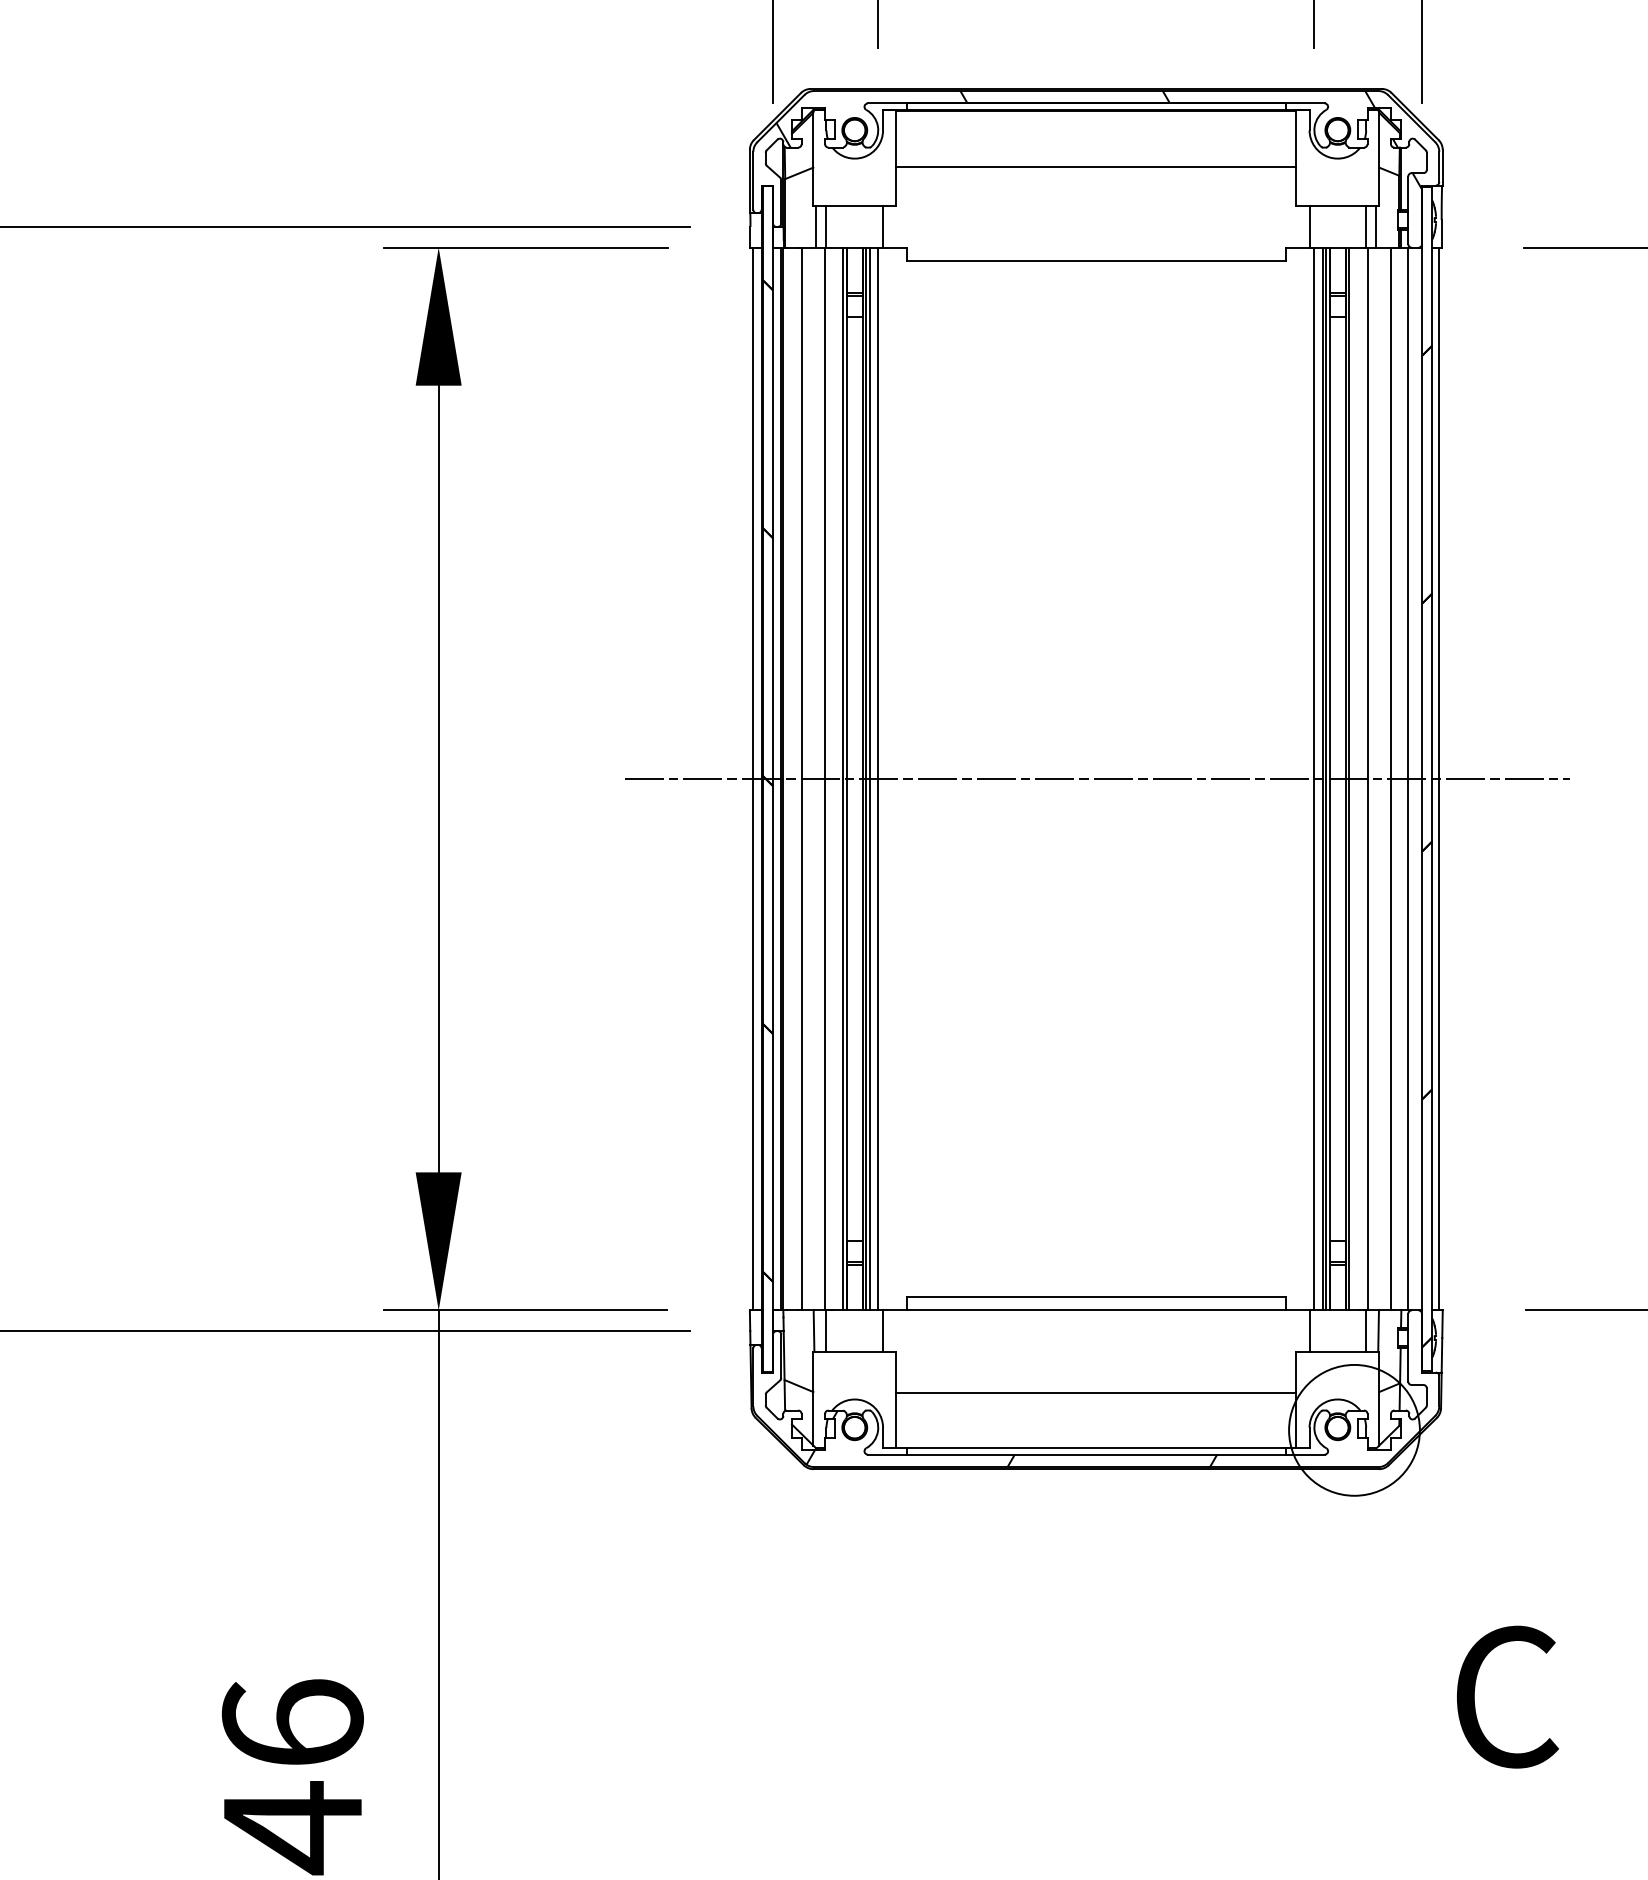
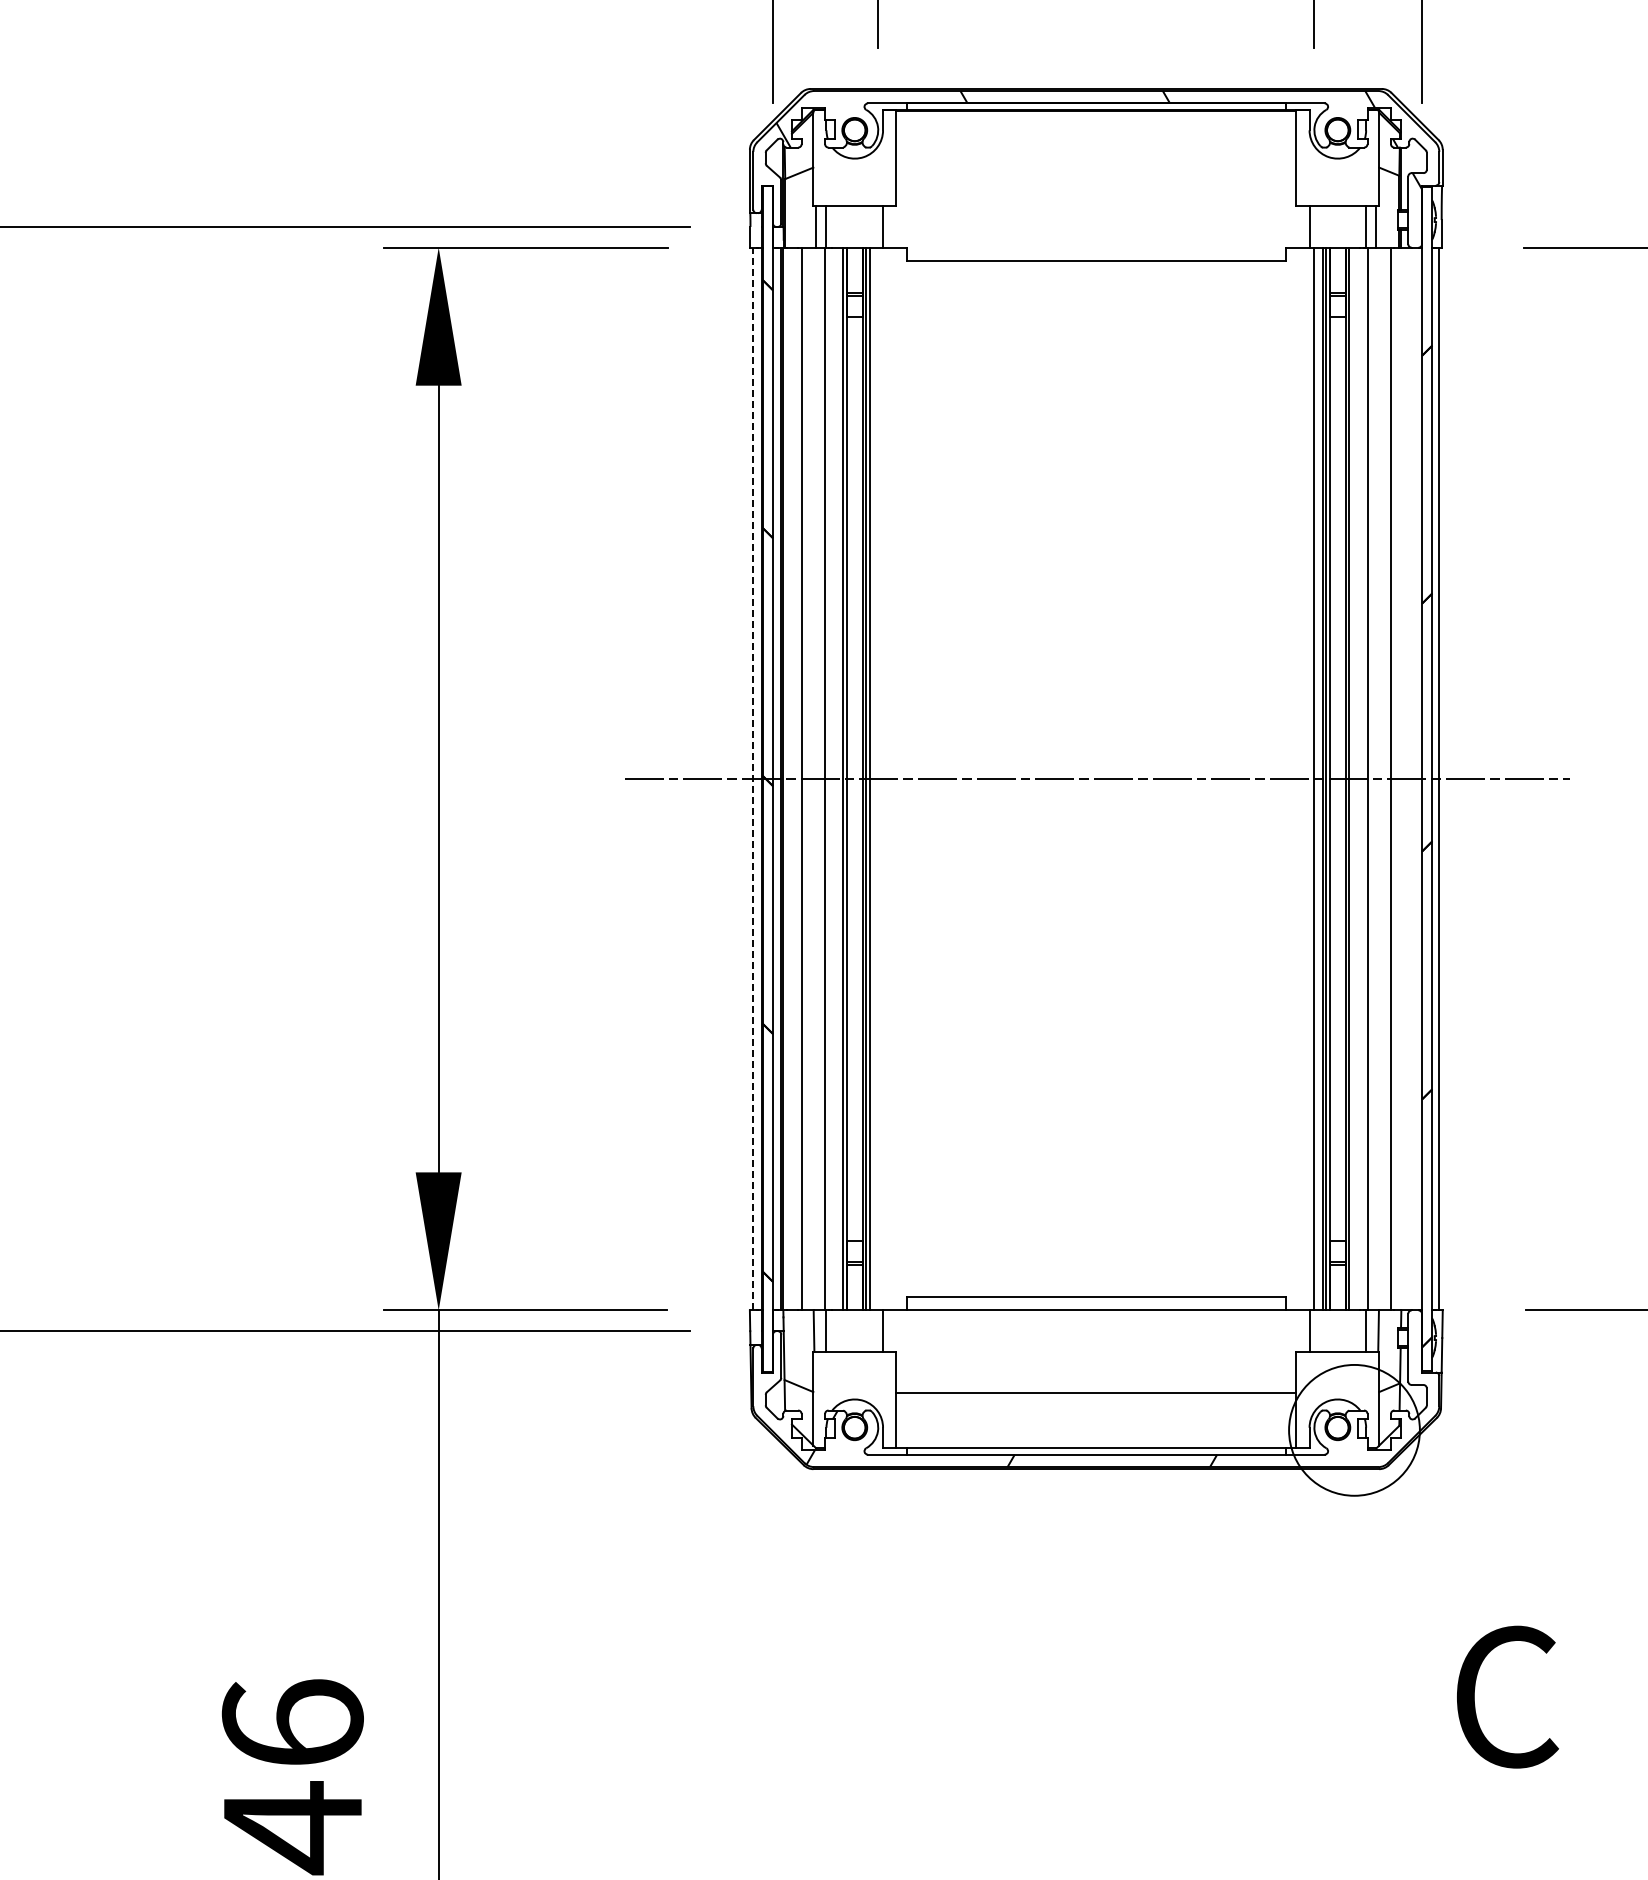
line: present -> none (1096, 166)
line: solid -> dashed (753, 778)
line: present -> none (878, 778)
line: present -> none (1408, 778)
